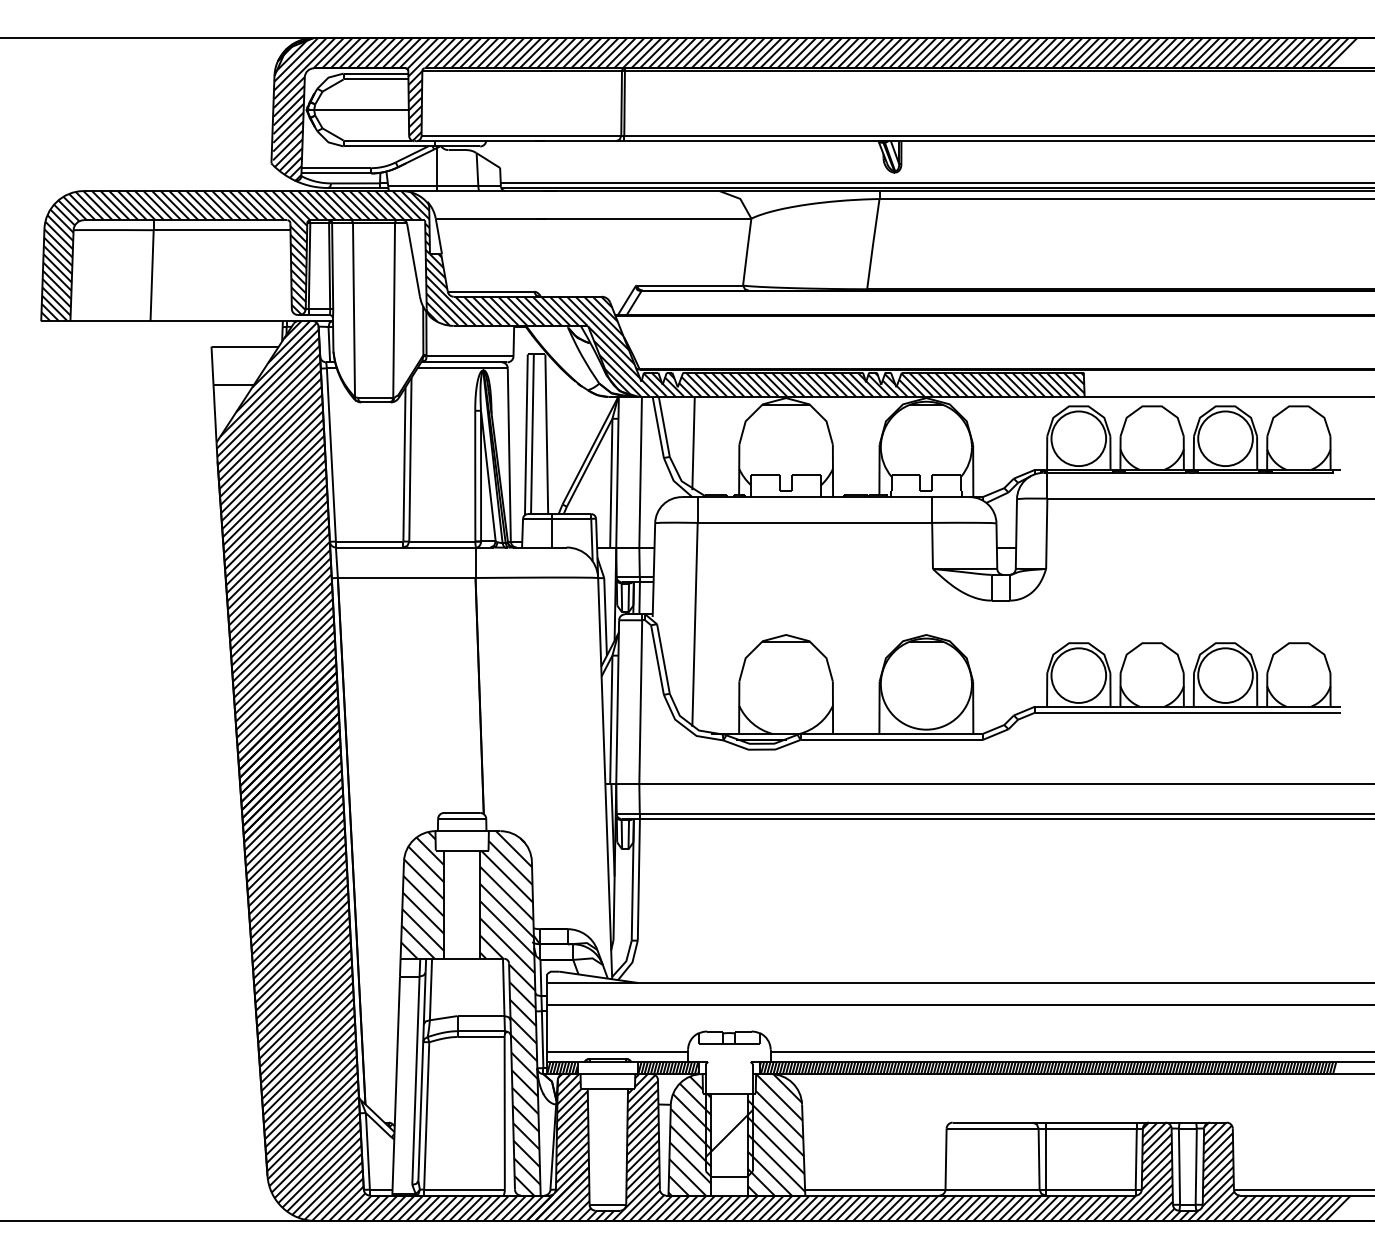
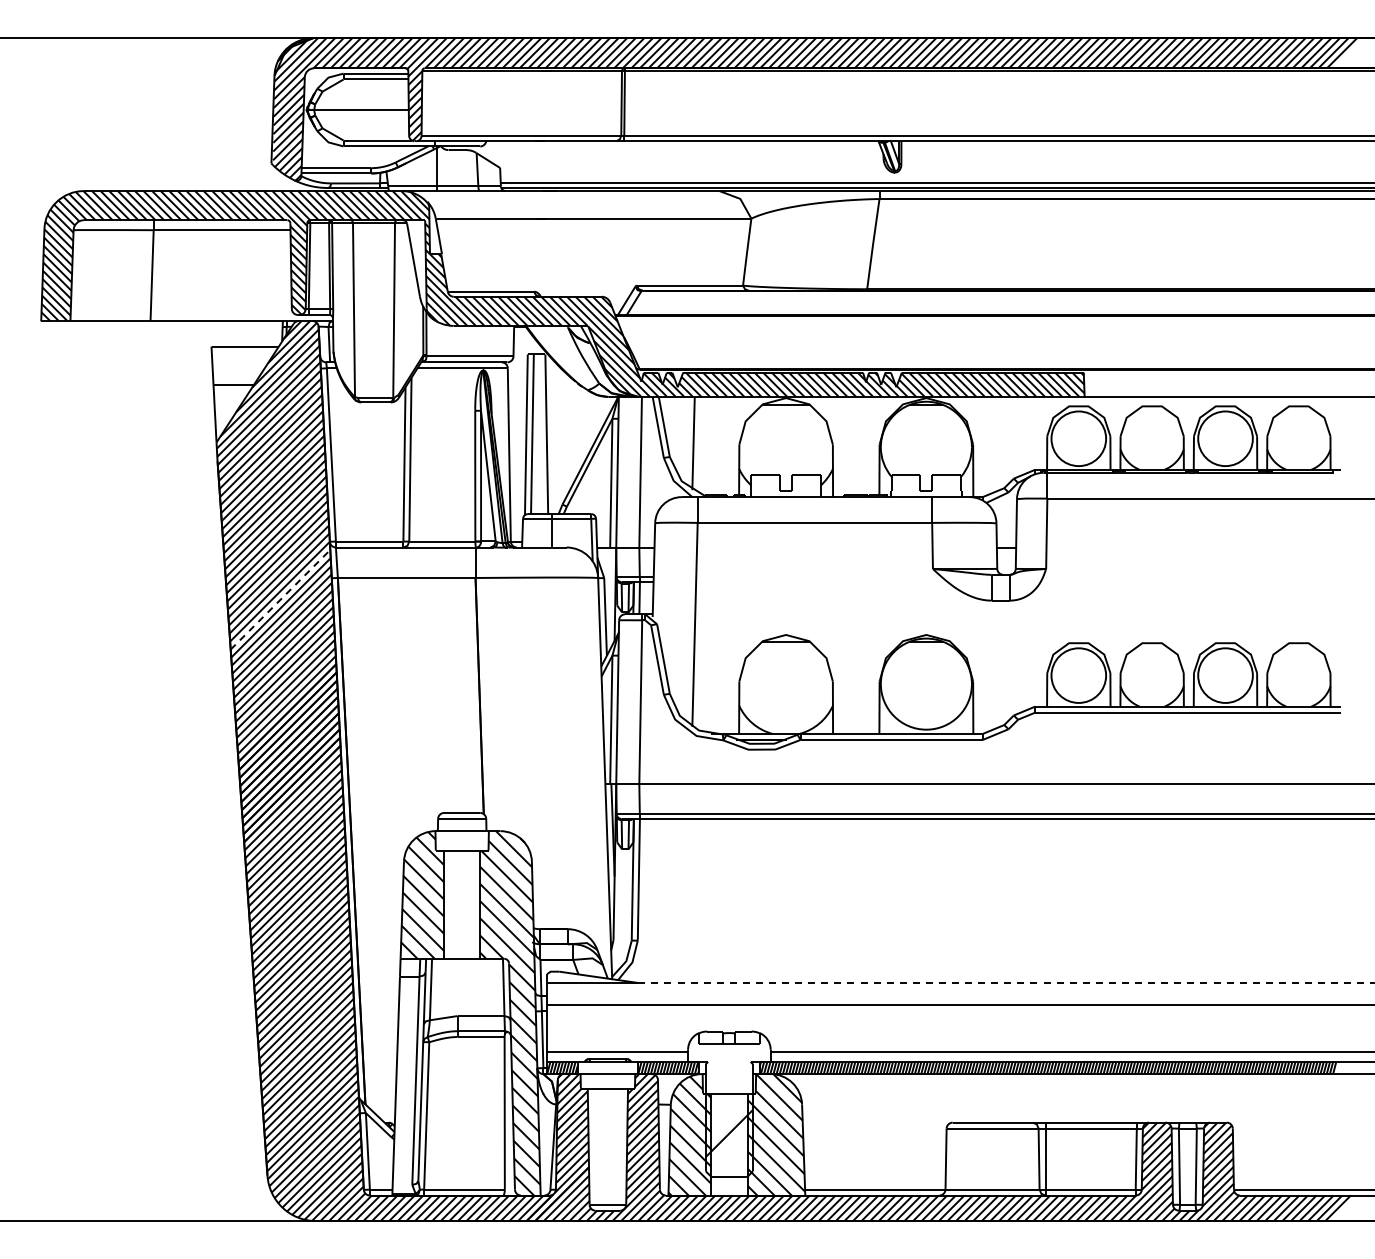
line: solid -> dashed (280, 599)
line: solid -> dashed (1006, 982)
